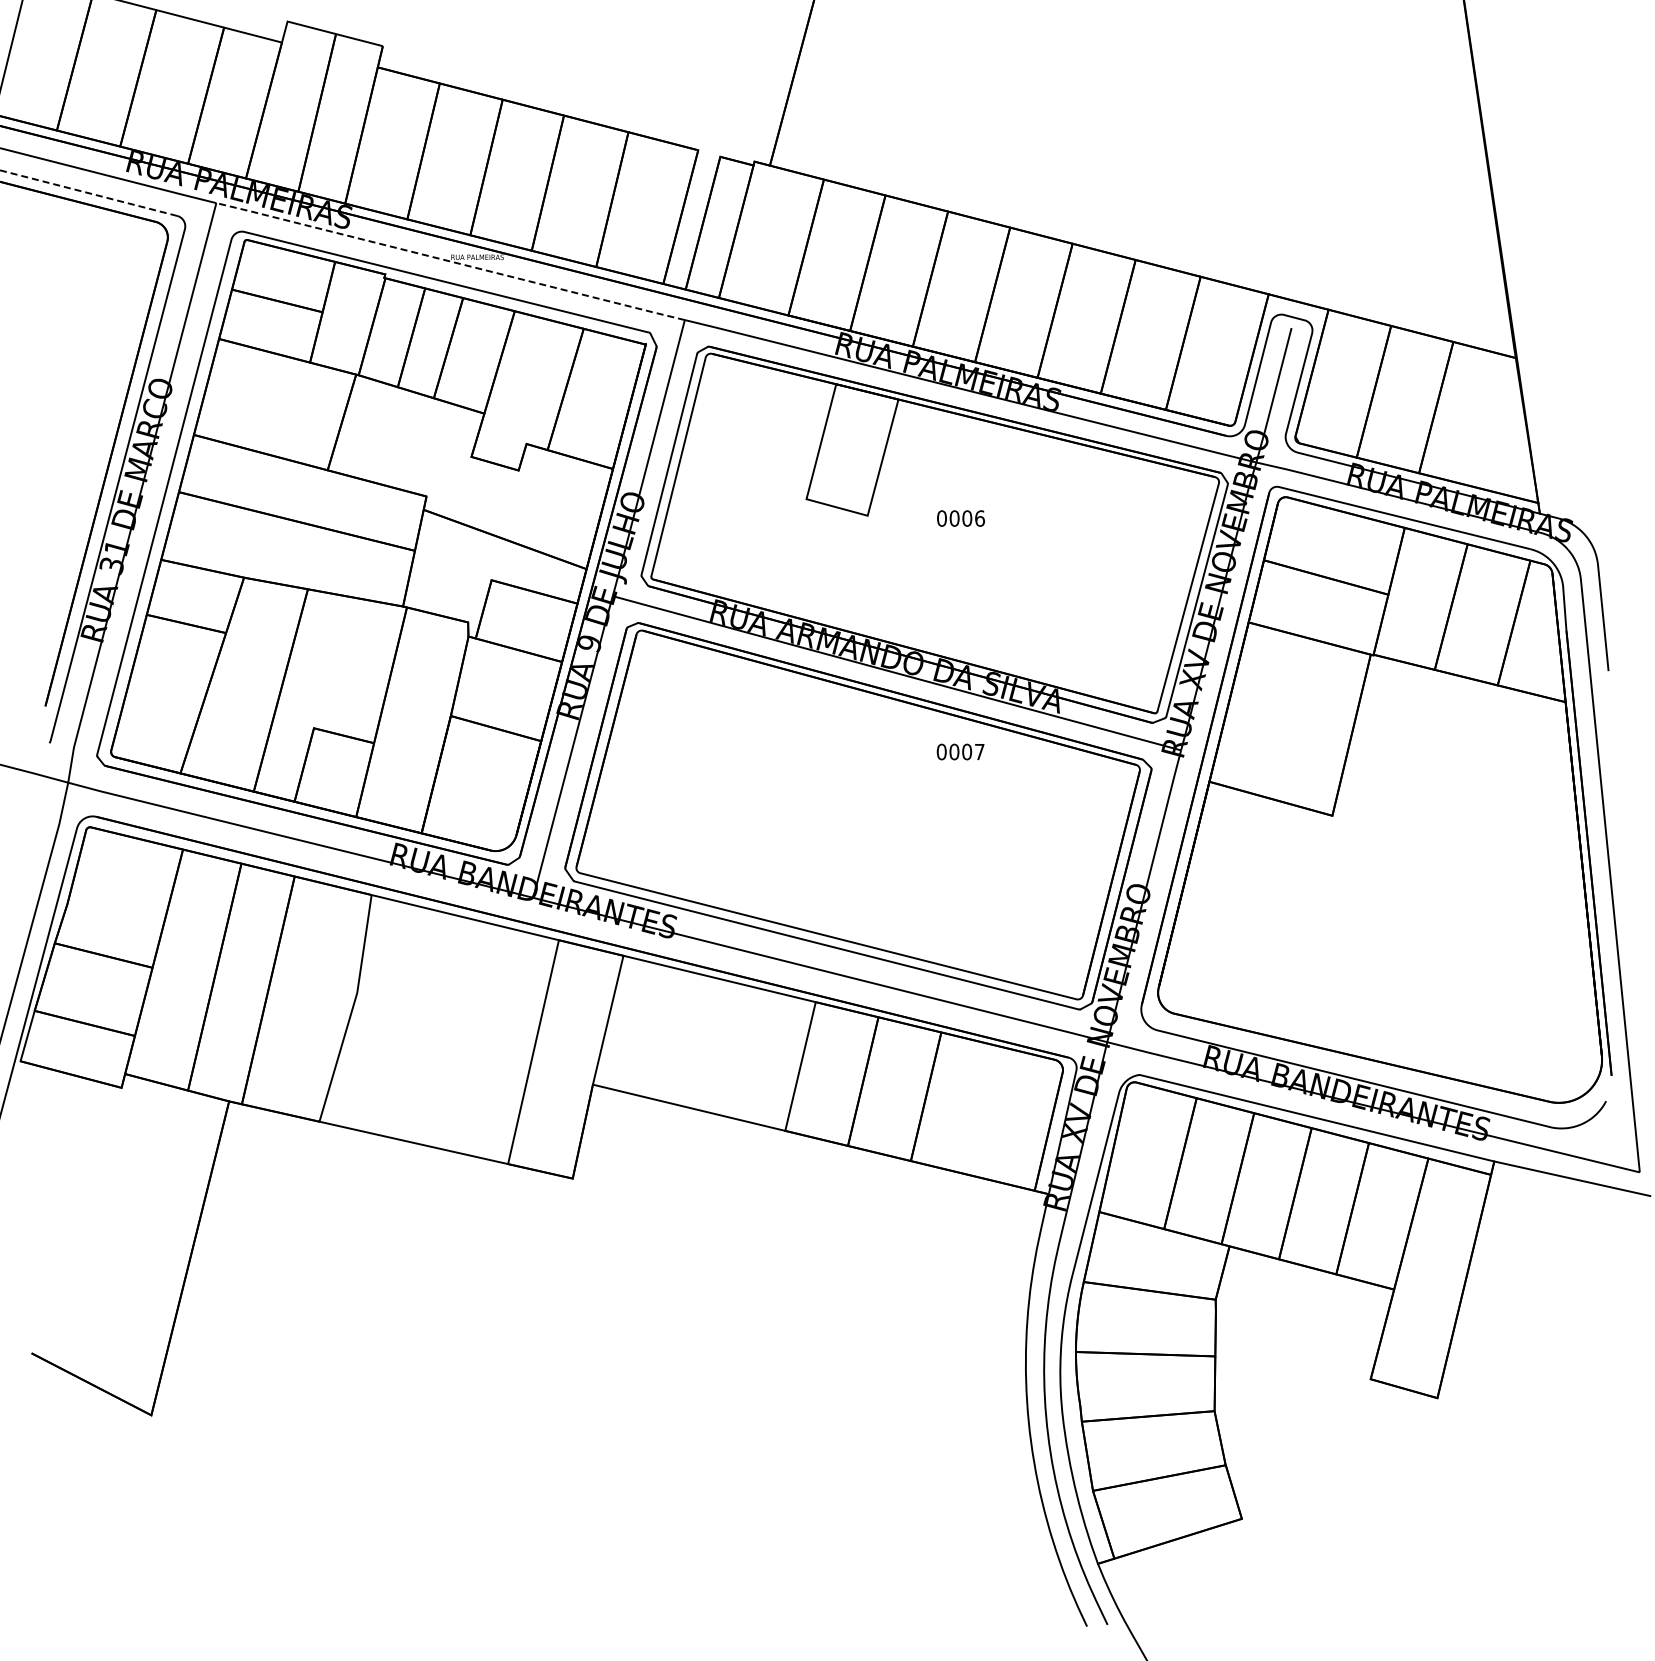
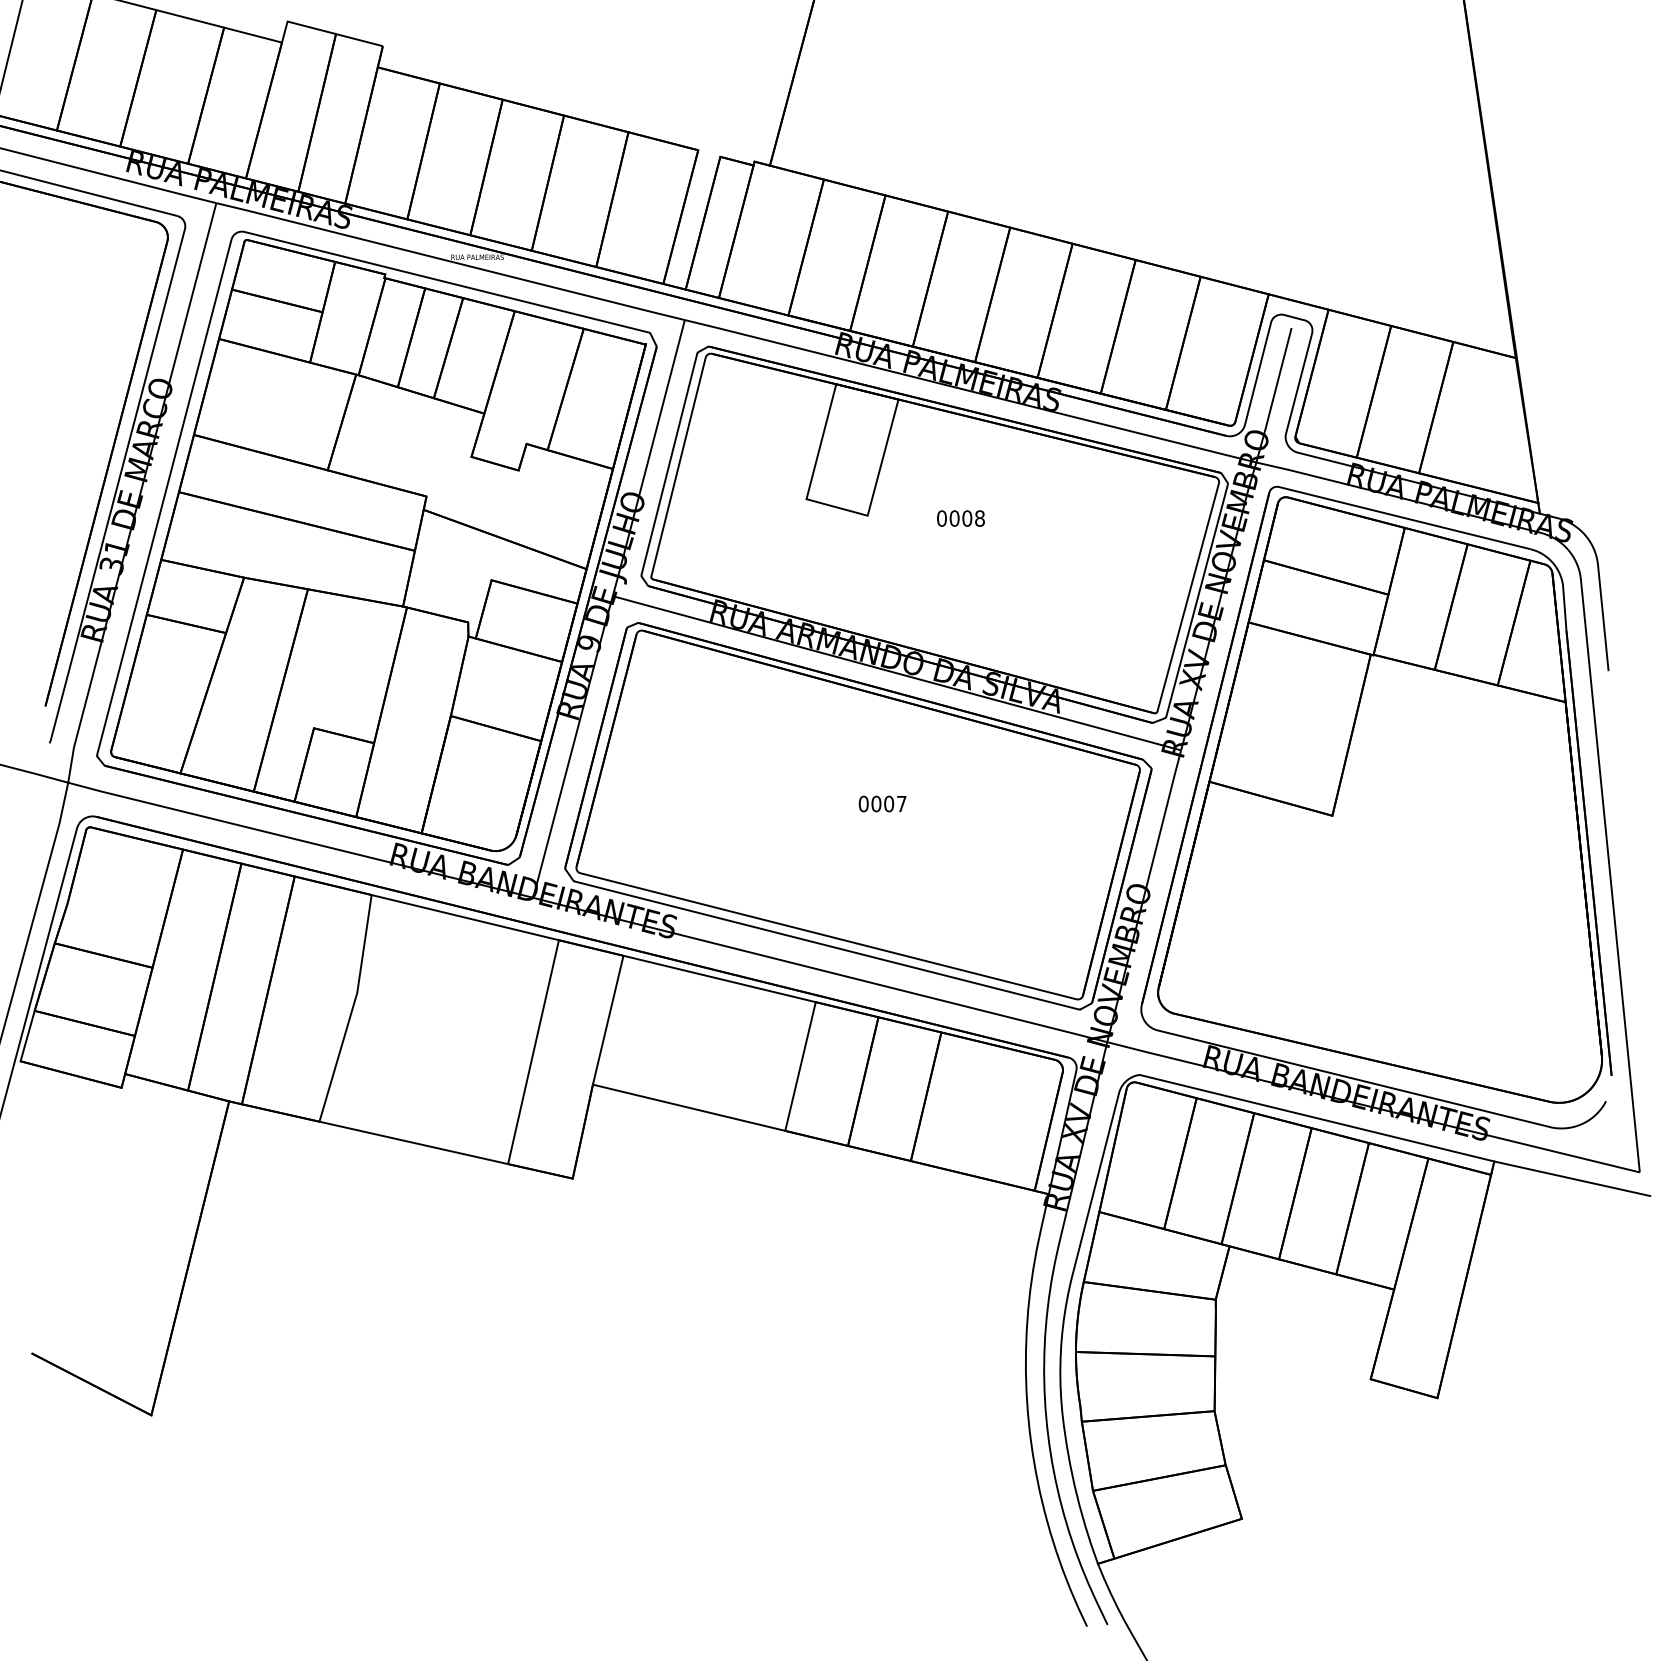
line: dashed -> solid (88, 193)
line: dashed -> solid (450, 261)
text: 0006 -> 0008 (980, 518)
text position: (960, 751) -> (882, 803) (882, 803)
